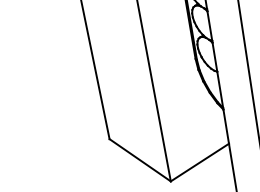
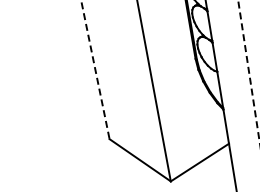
line: solid -> dashed (95, 69)
line: solid -> dashed (249, 72)
